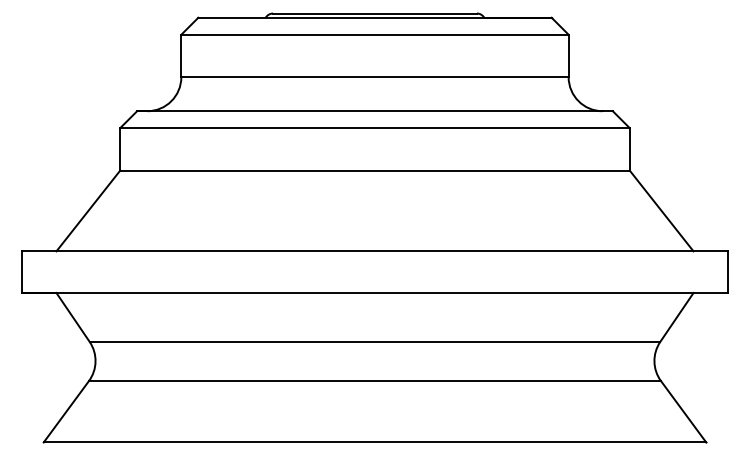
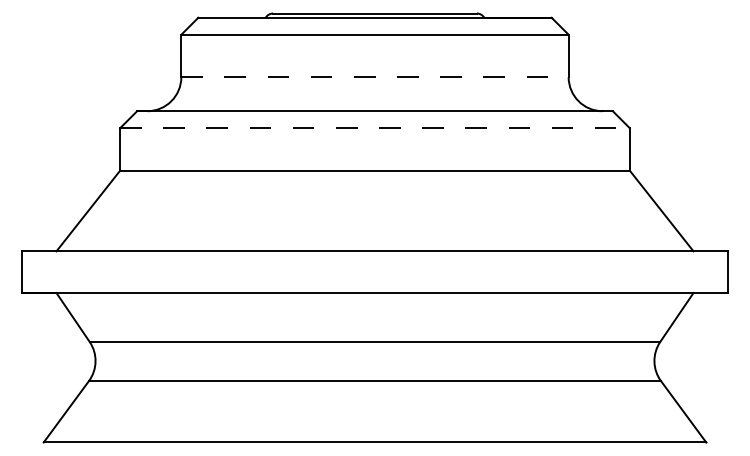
line: solid -> dashed (375, 77)
line: solid -> dashed (375, 128)
